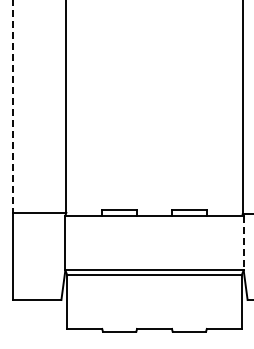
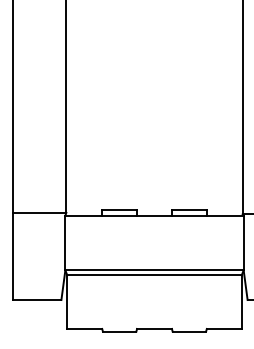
line: dashed -> solid (12, 106)
line: dashed -> solid (243, 243)
